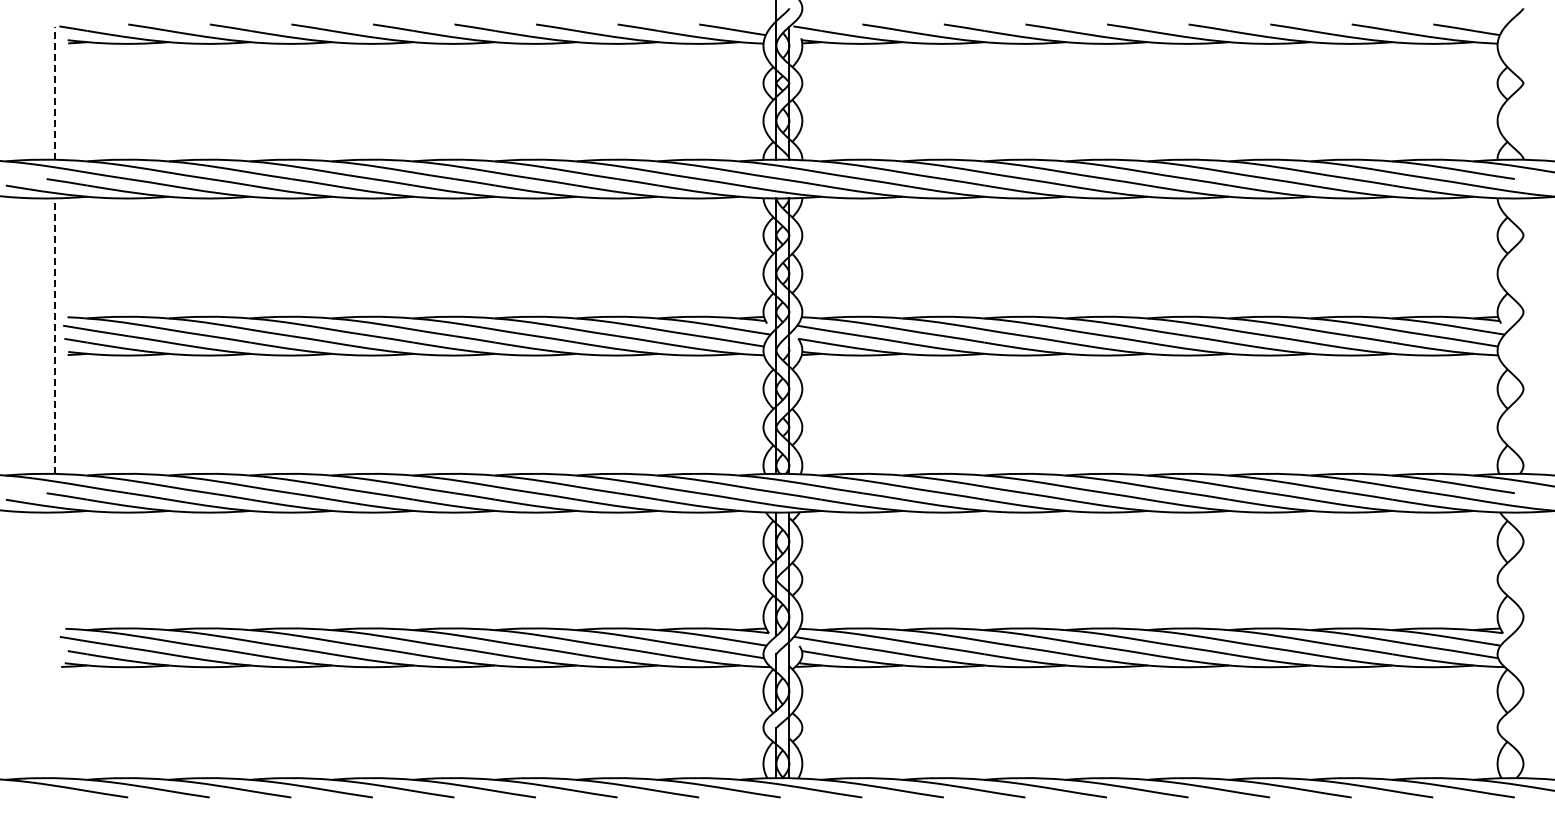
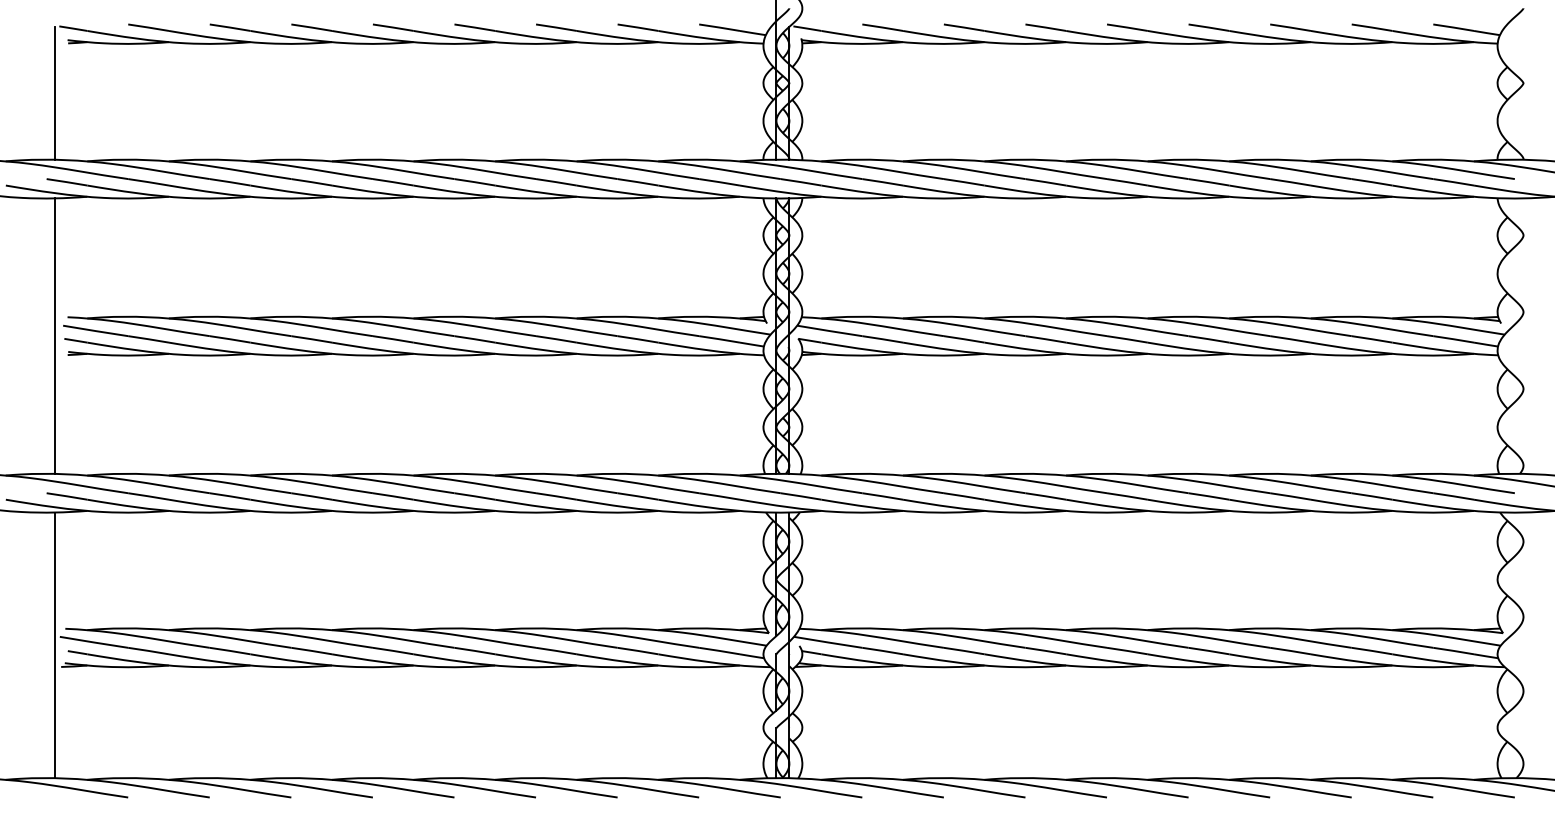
line: dashed -> solid (55, 92)
line: dashed -> solid (55, 336)
line: none -> present (55, 645)
